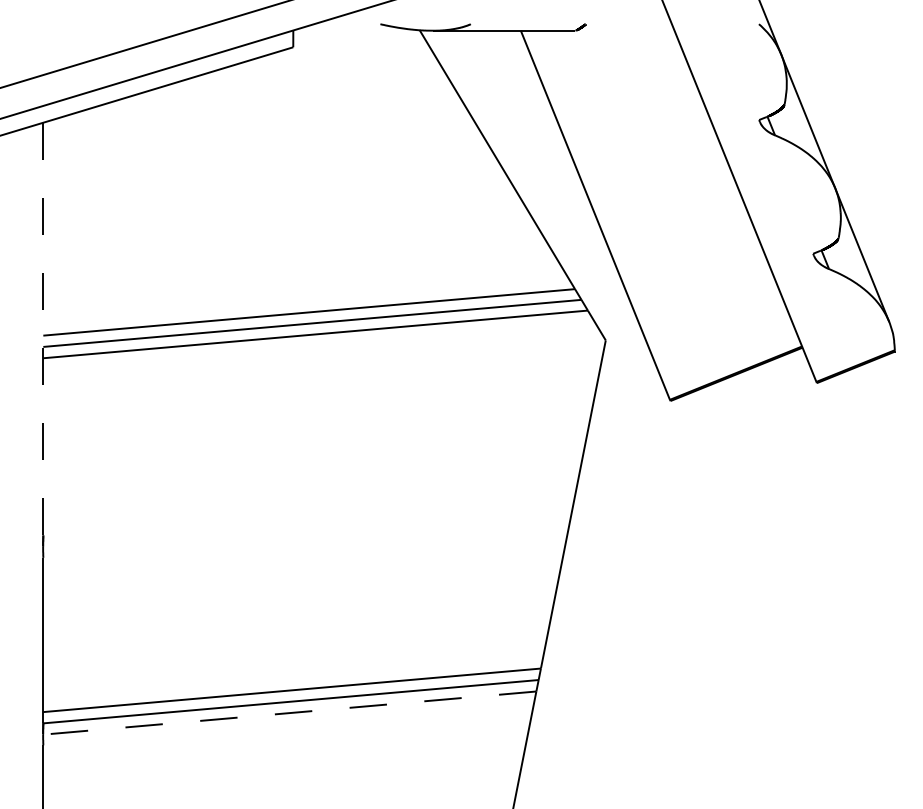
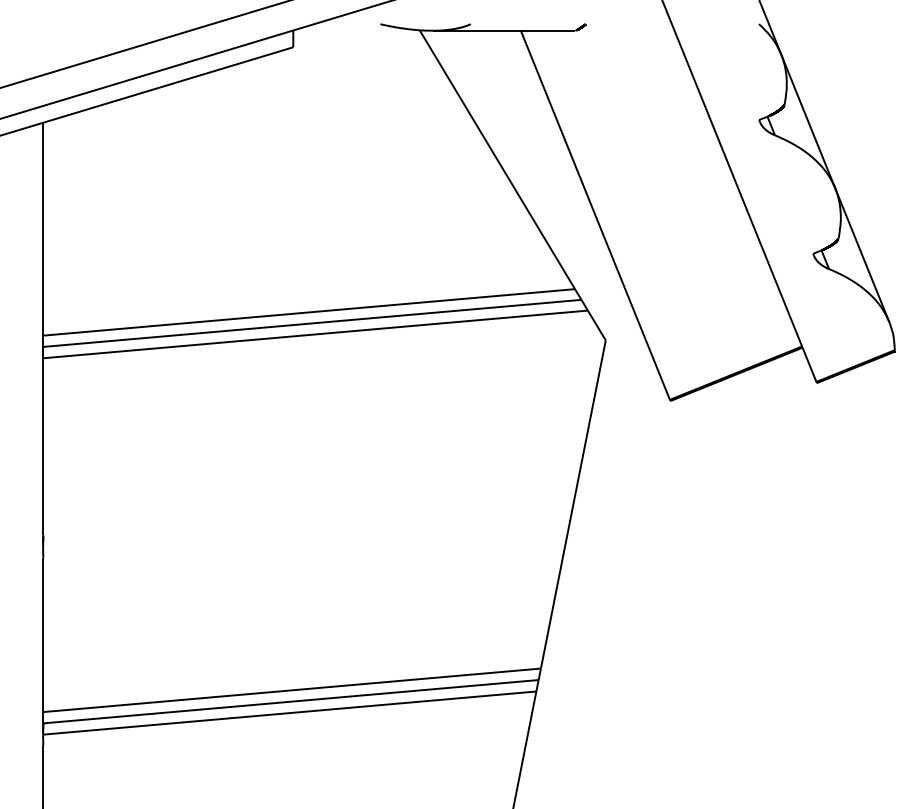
line: dashed -> solid (43, 328)
line: dashed -> solid (289, 713)
